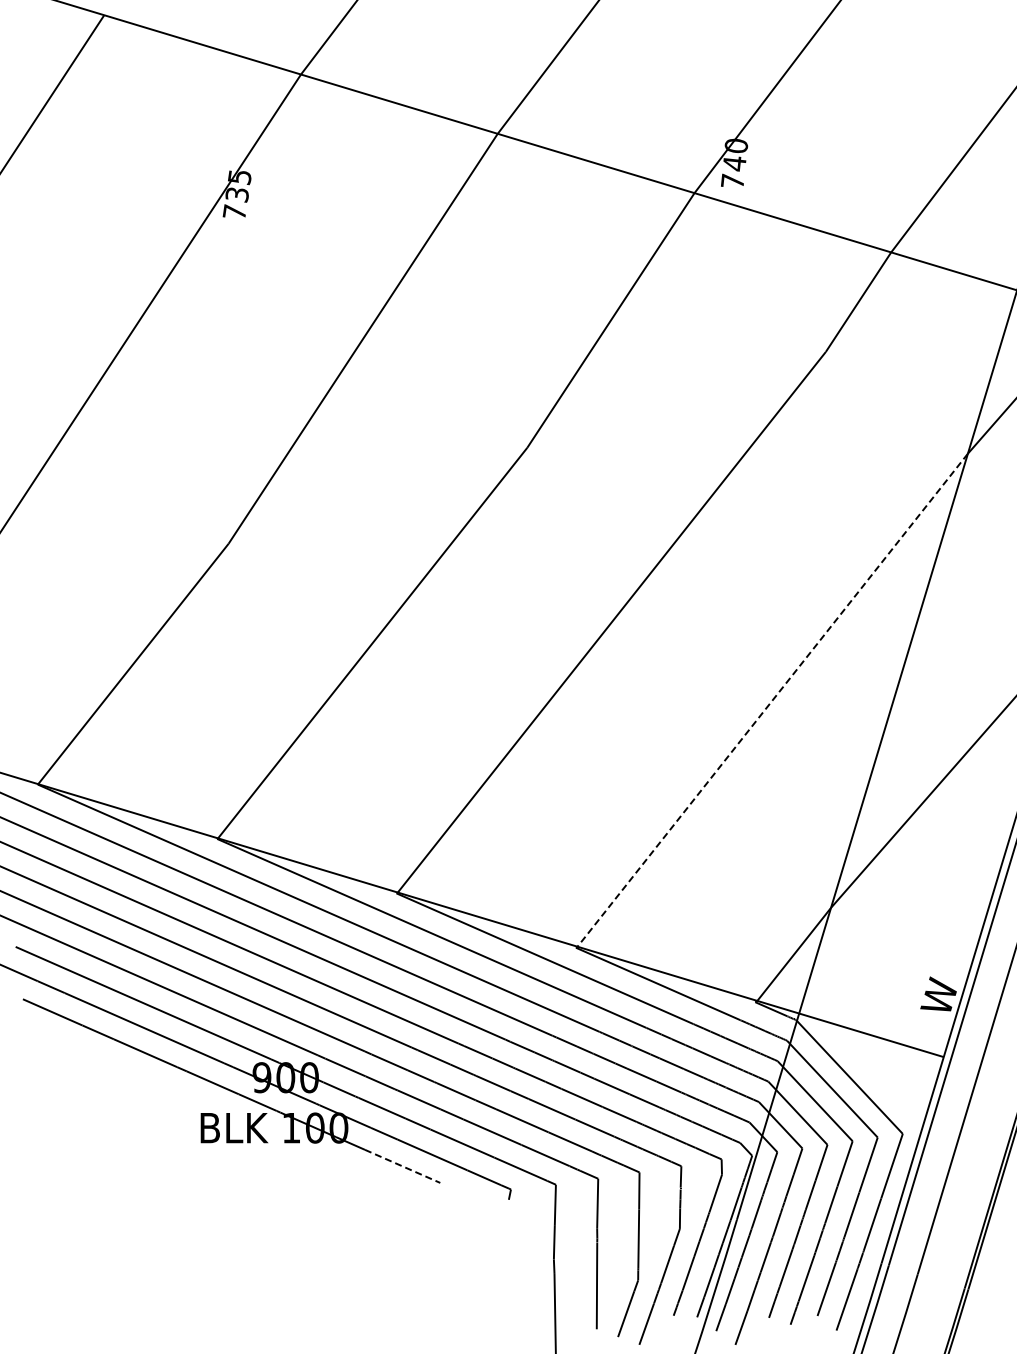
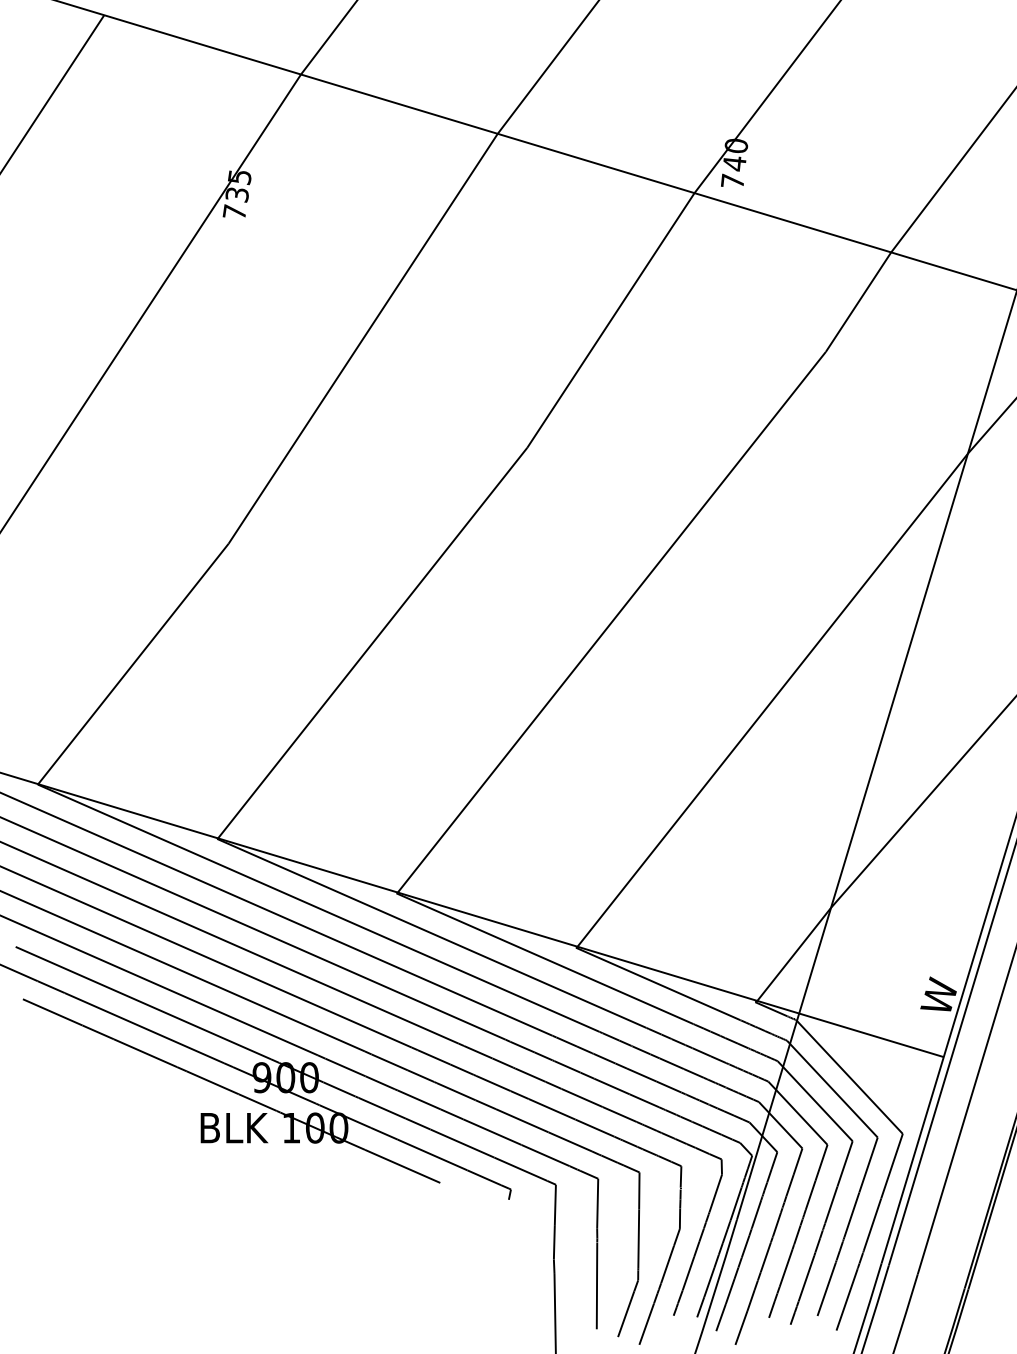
line: dashed -> solid (772, 700)
line: dashed -> solid (403, 1166)
